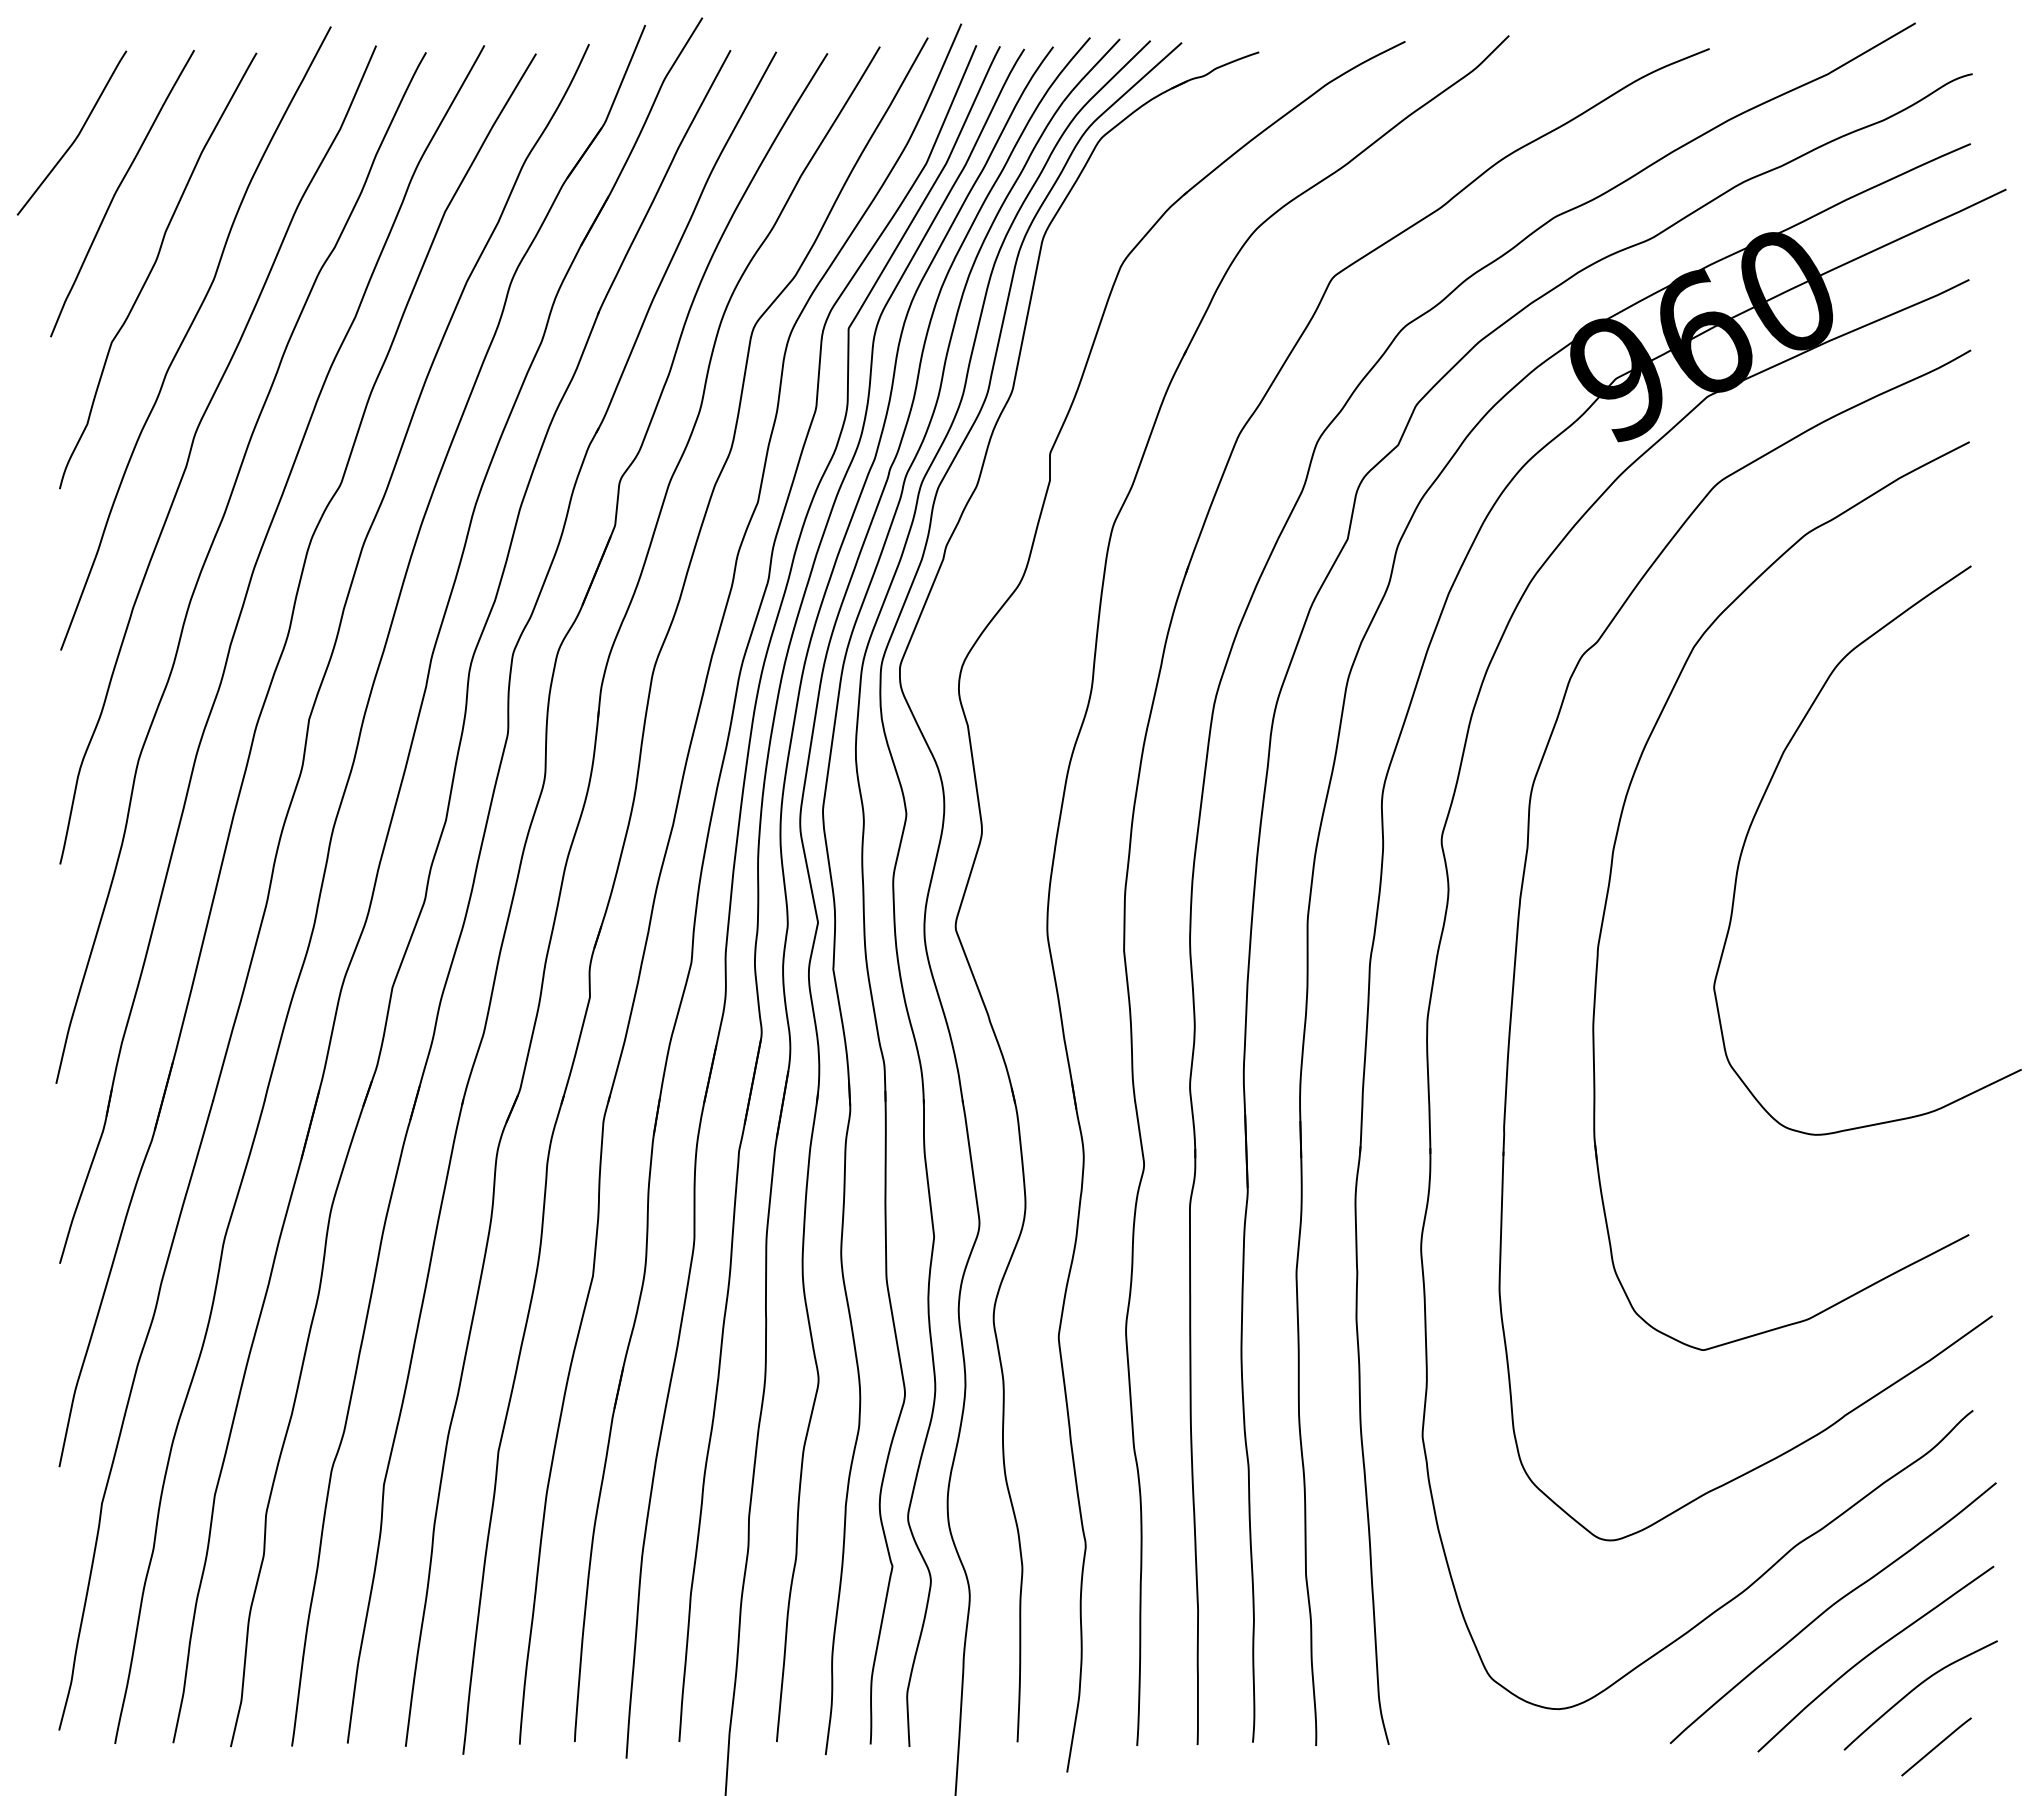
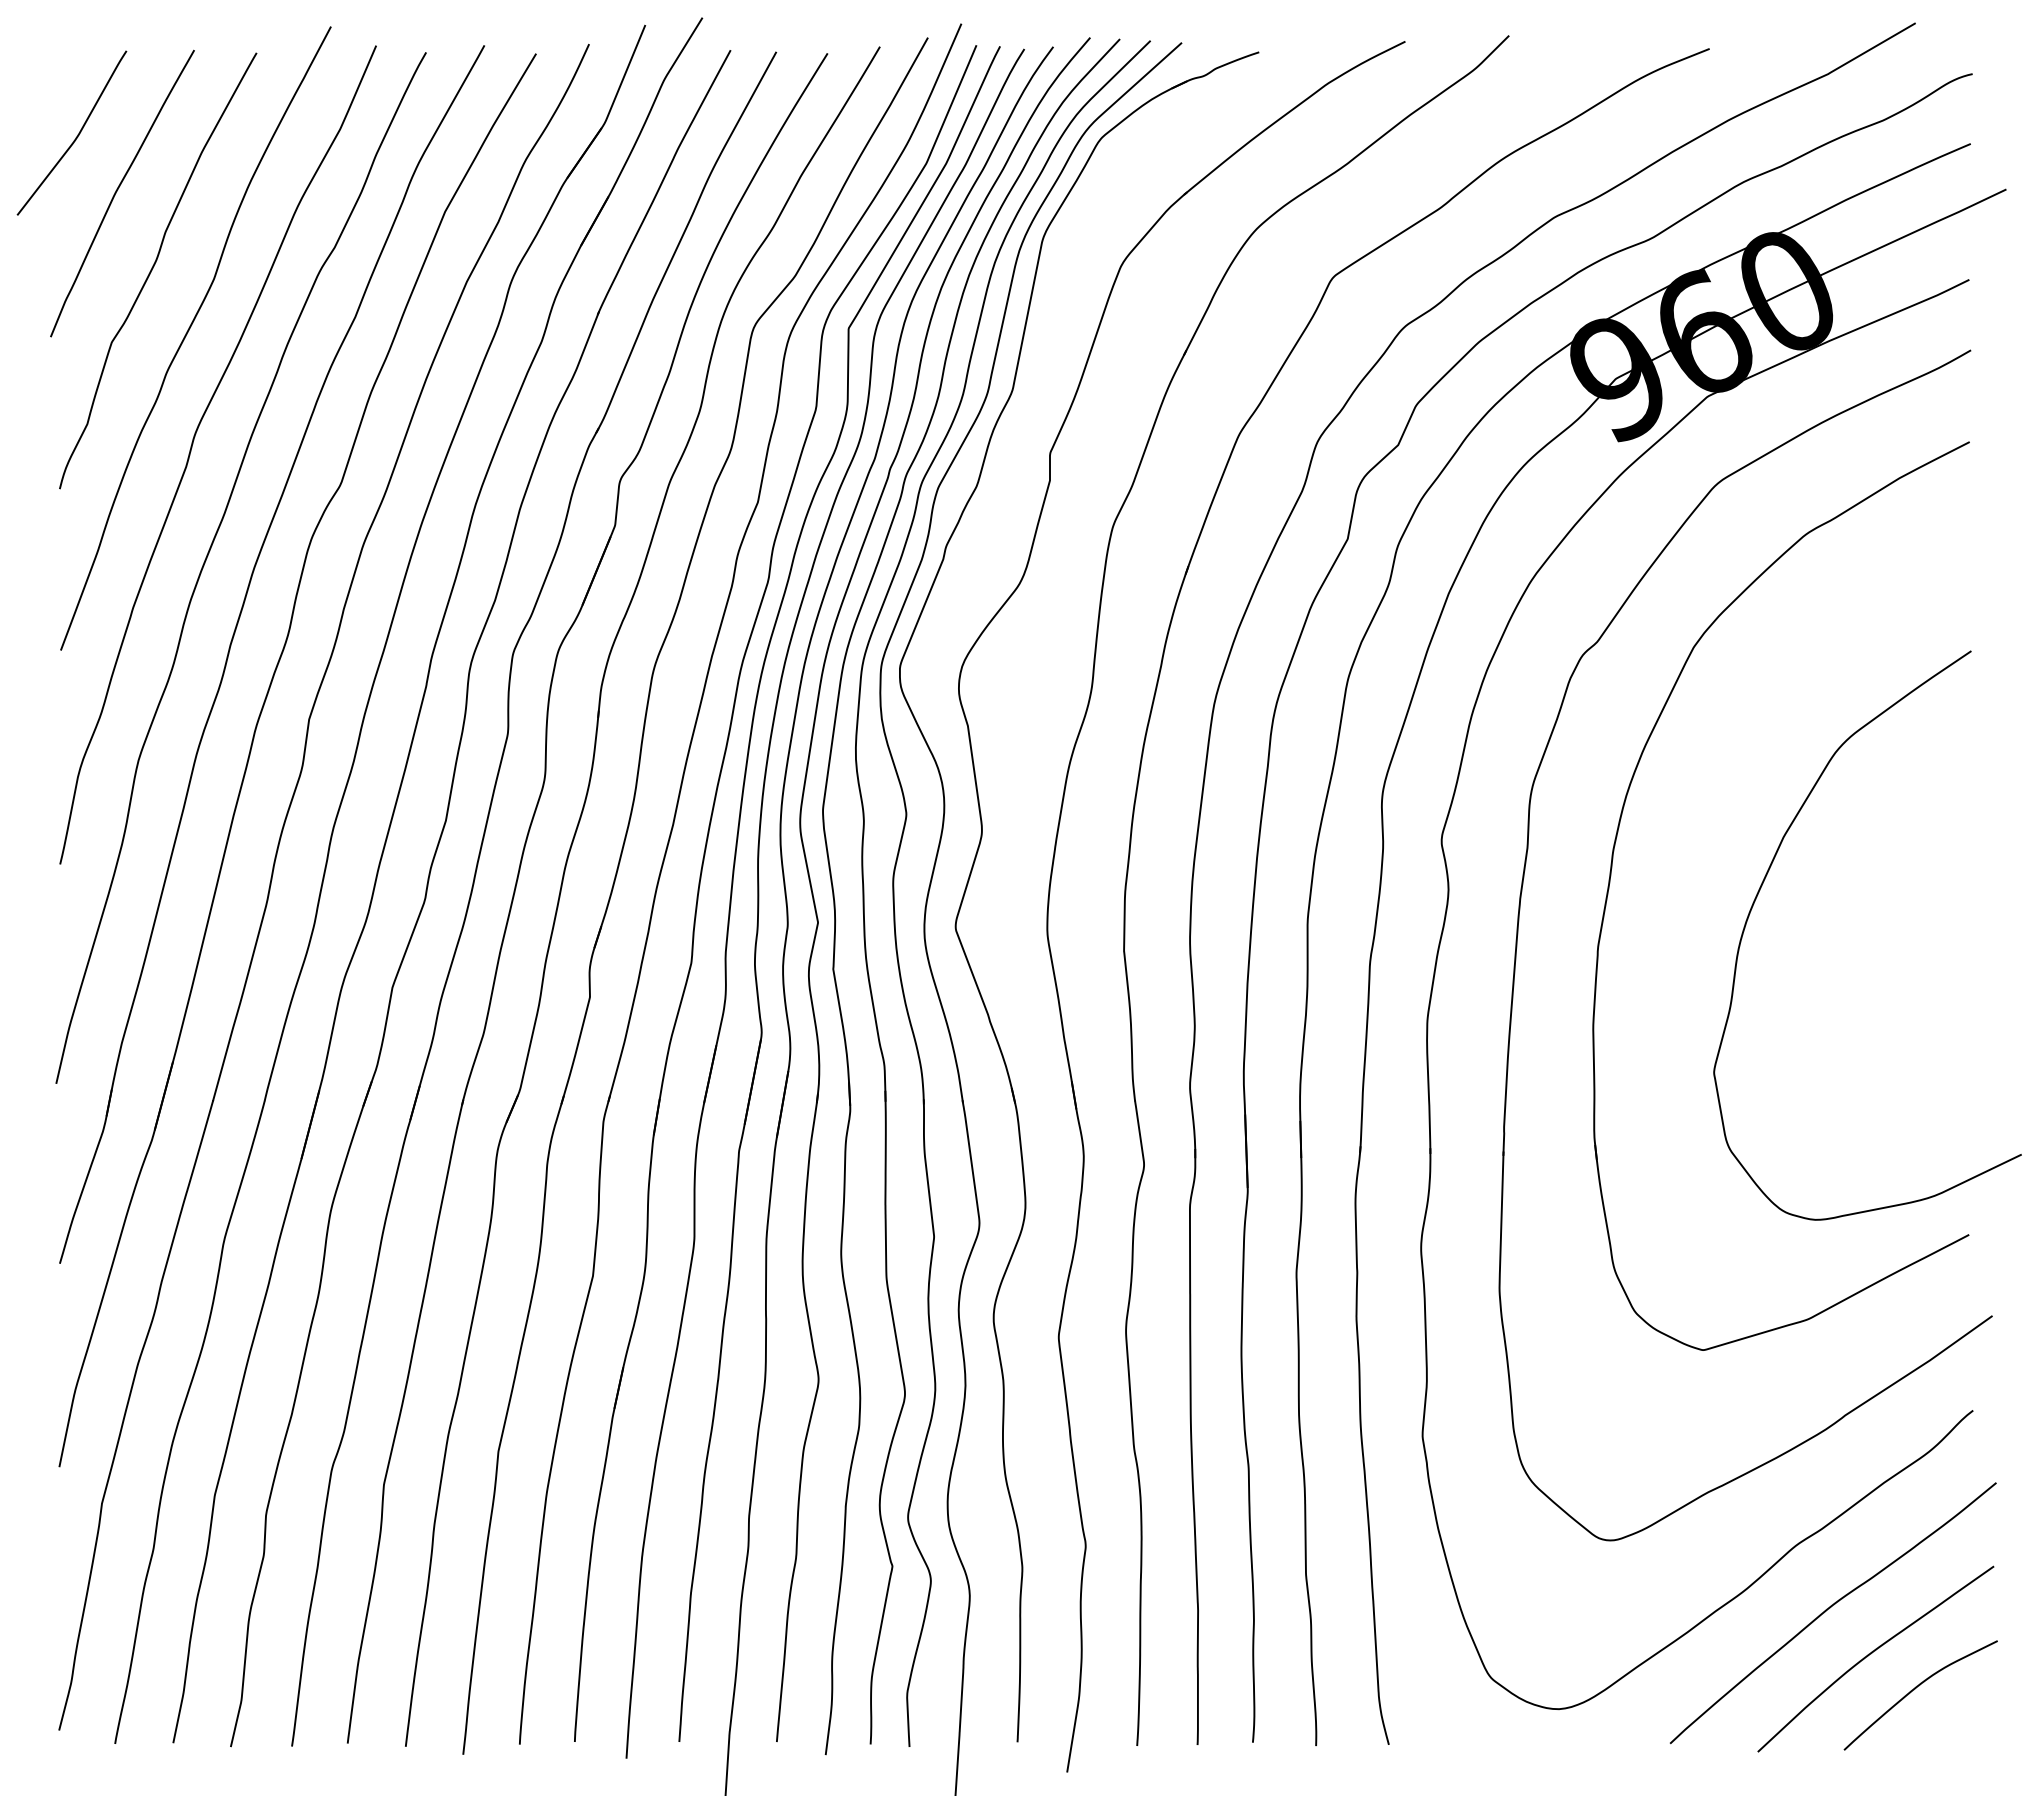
curve position: (1761, 803) -> (1761, 888) (1761, 888)
line: present -> none (1936, 1746)
